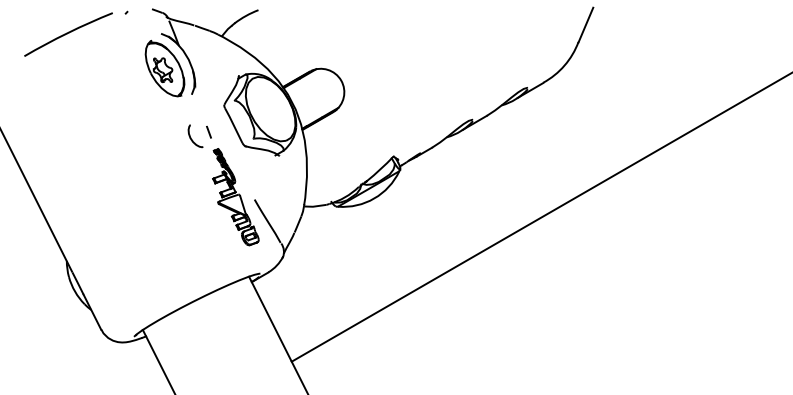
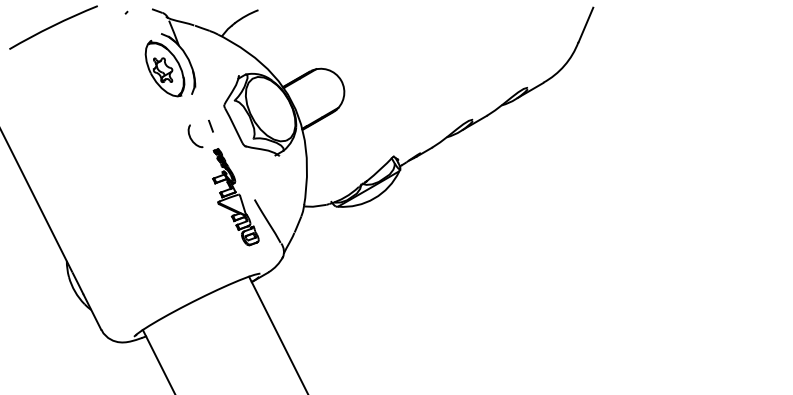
arc position: (68, 33) -> (53, 26) (53, 26)
line position: (208, 132) -> (210, 126) (210, 126)
line: present -> none (540, 217)
